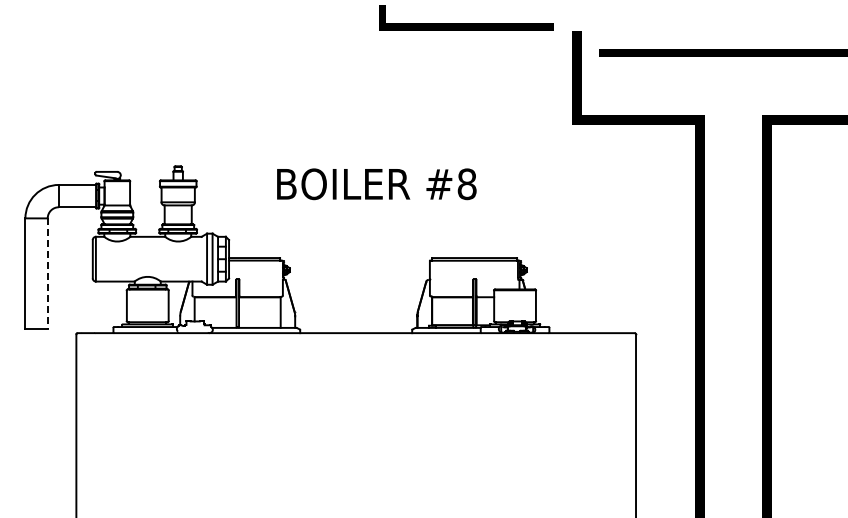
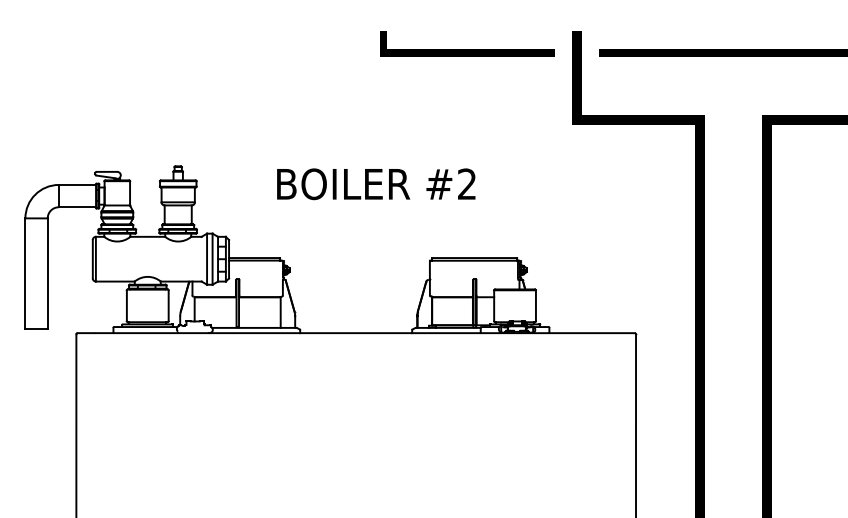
line position: (466, 23) -> (467, 49) (467, 49)
text: #8 -> #2 (466, 184)
line: dashed -> solid (47, 274)
